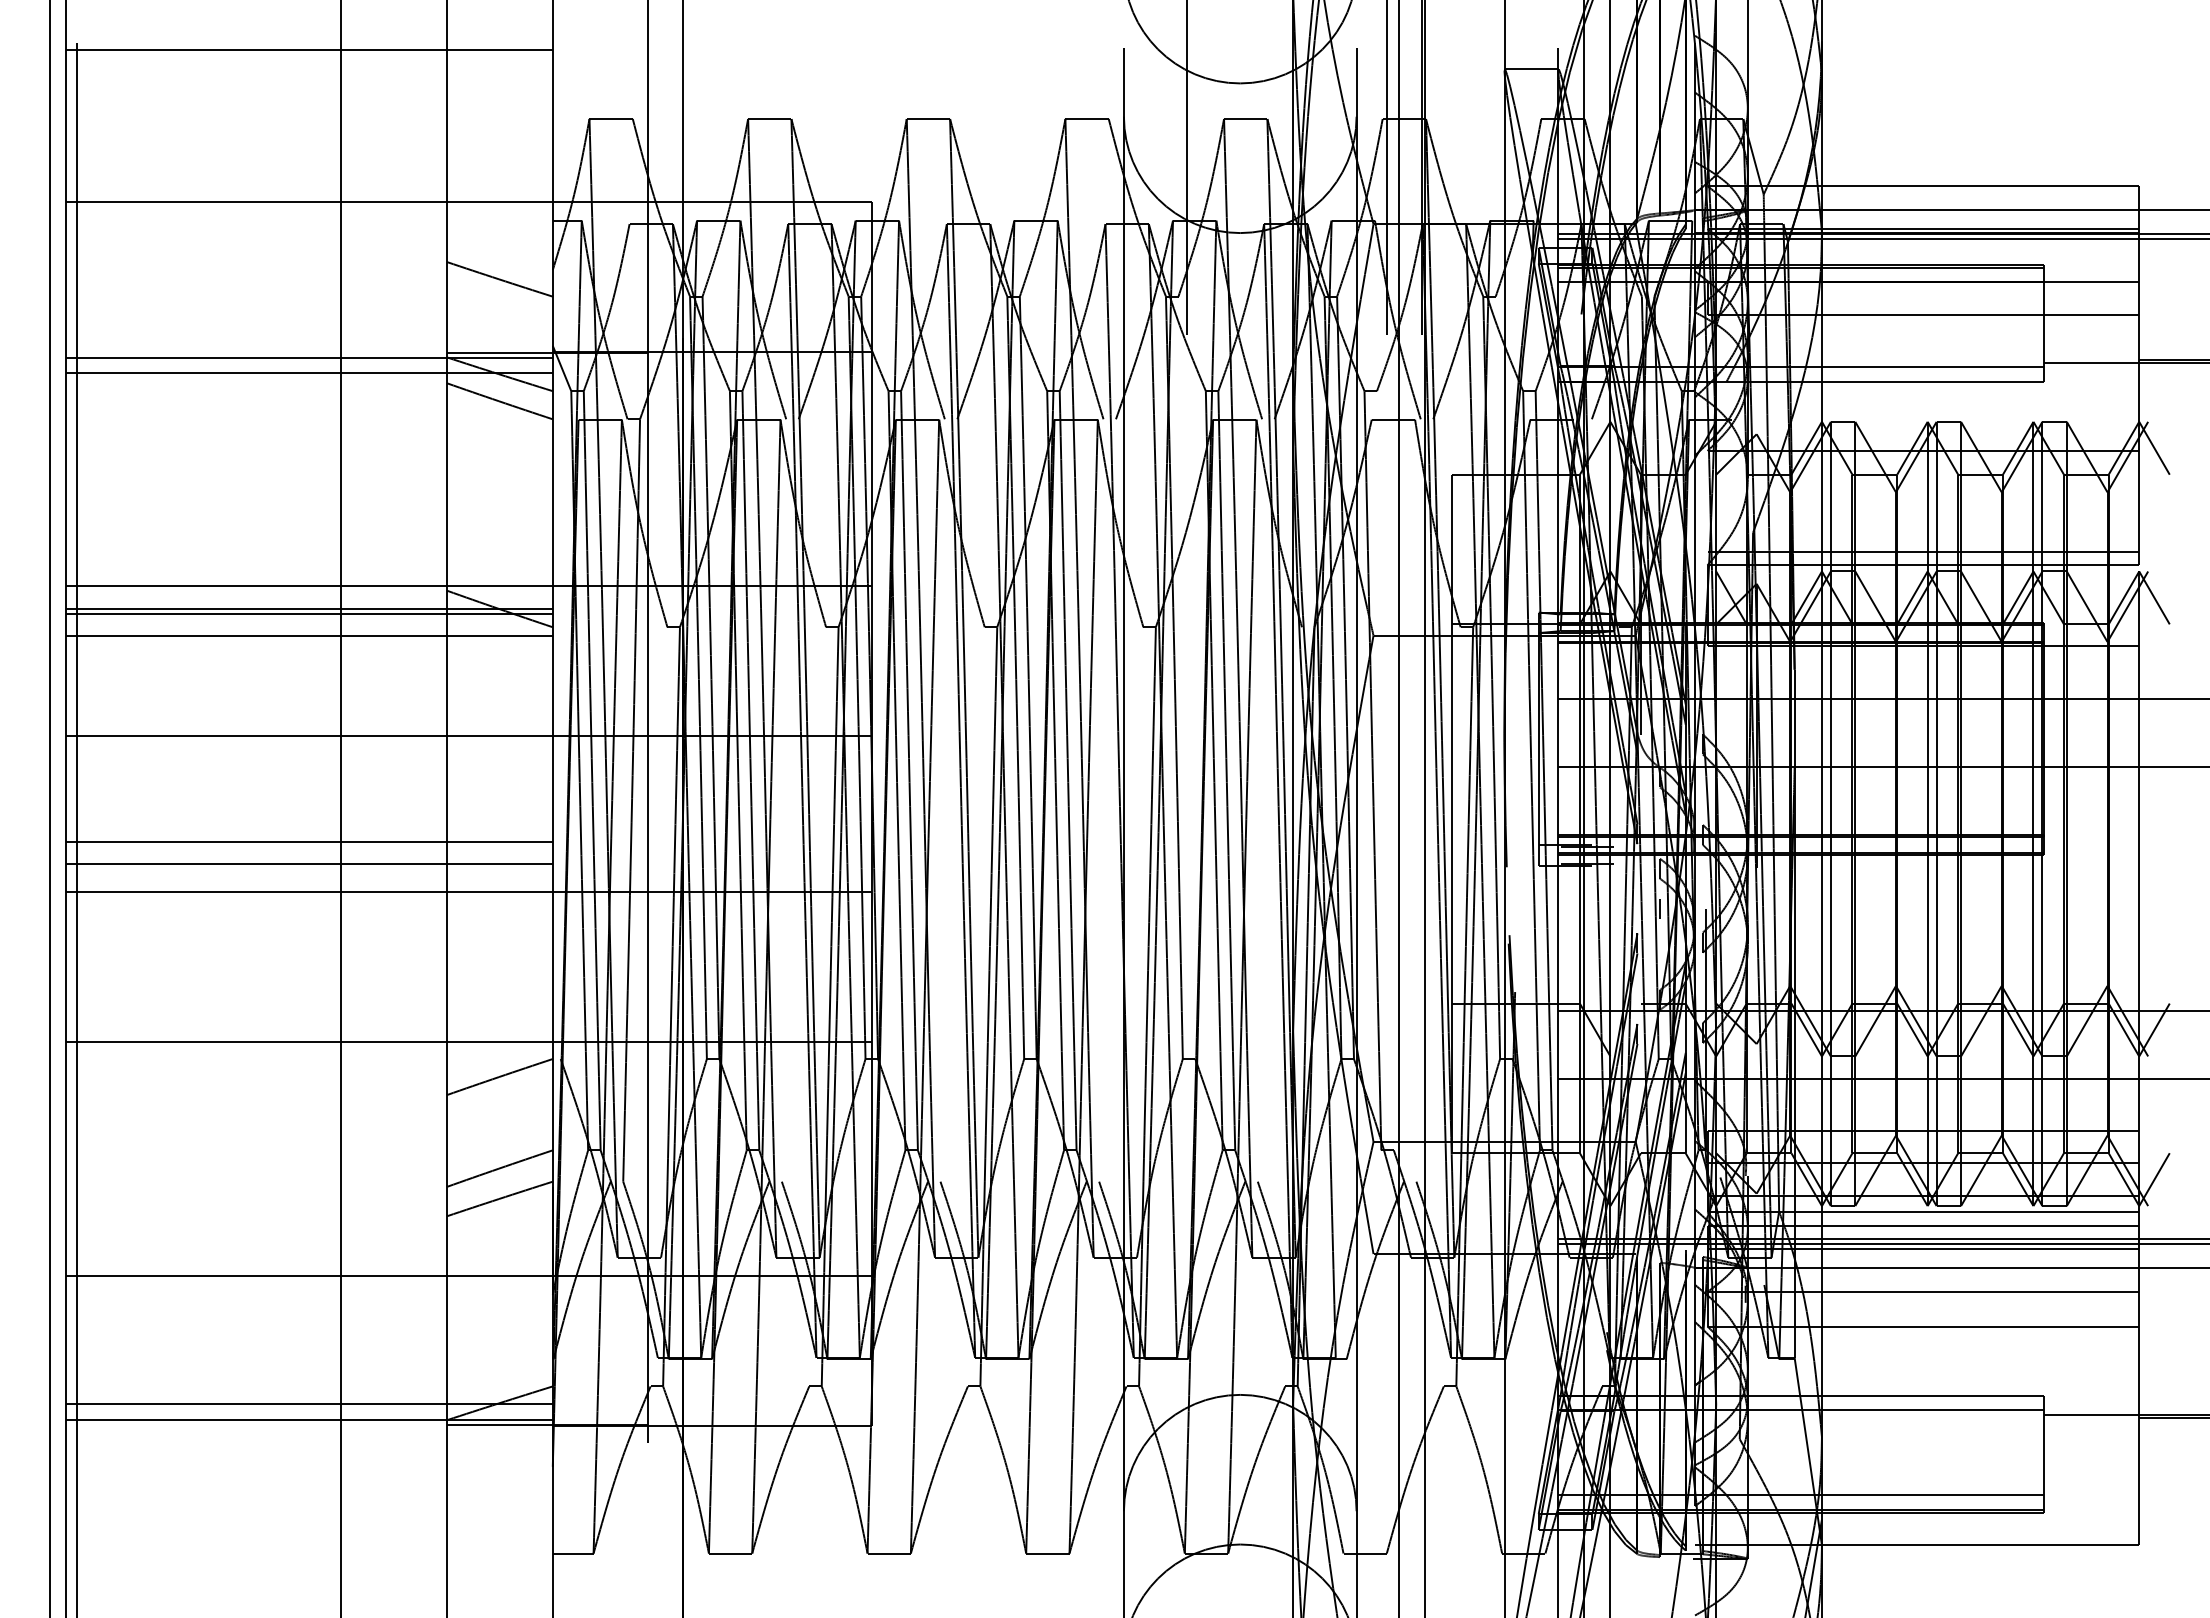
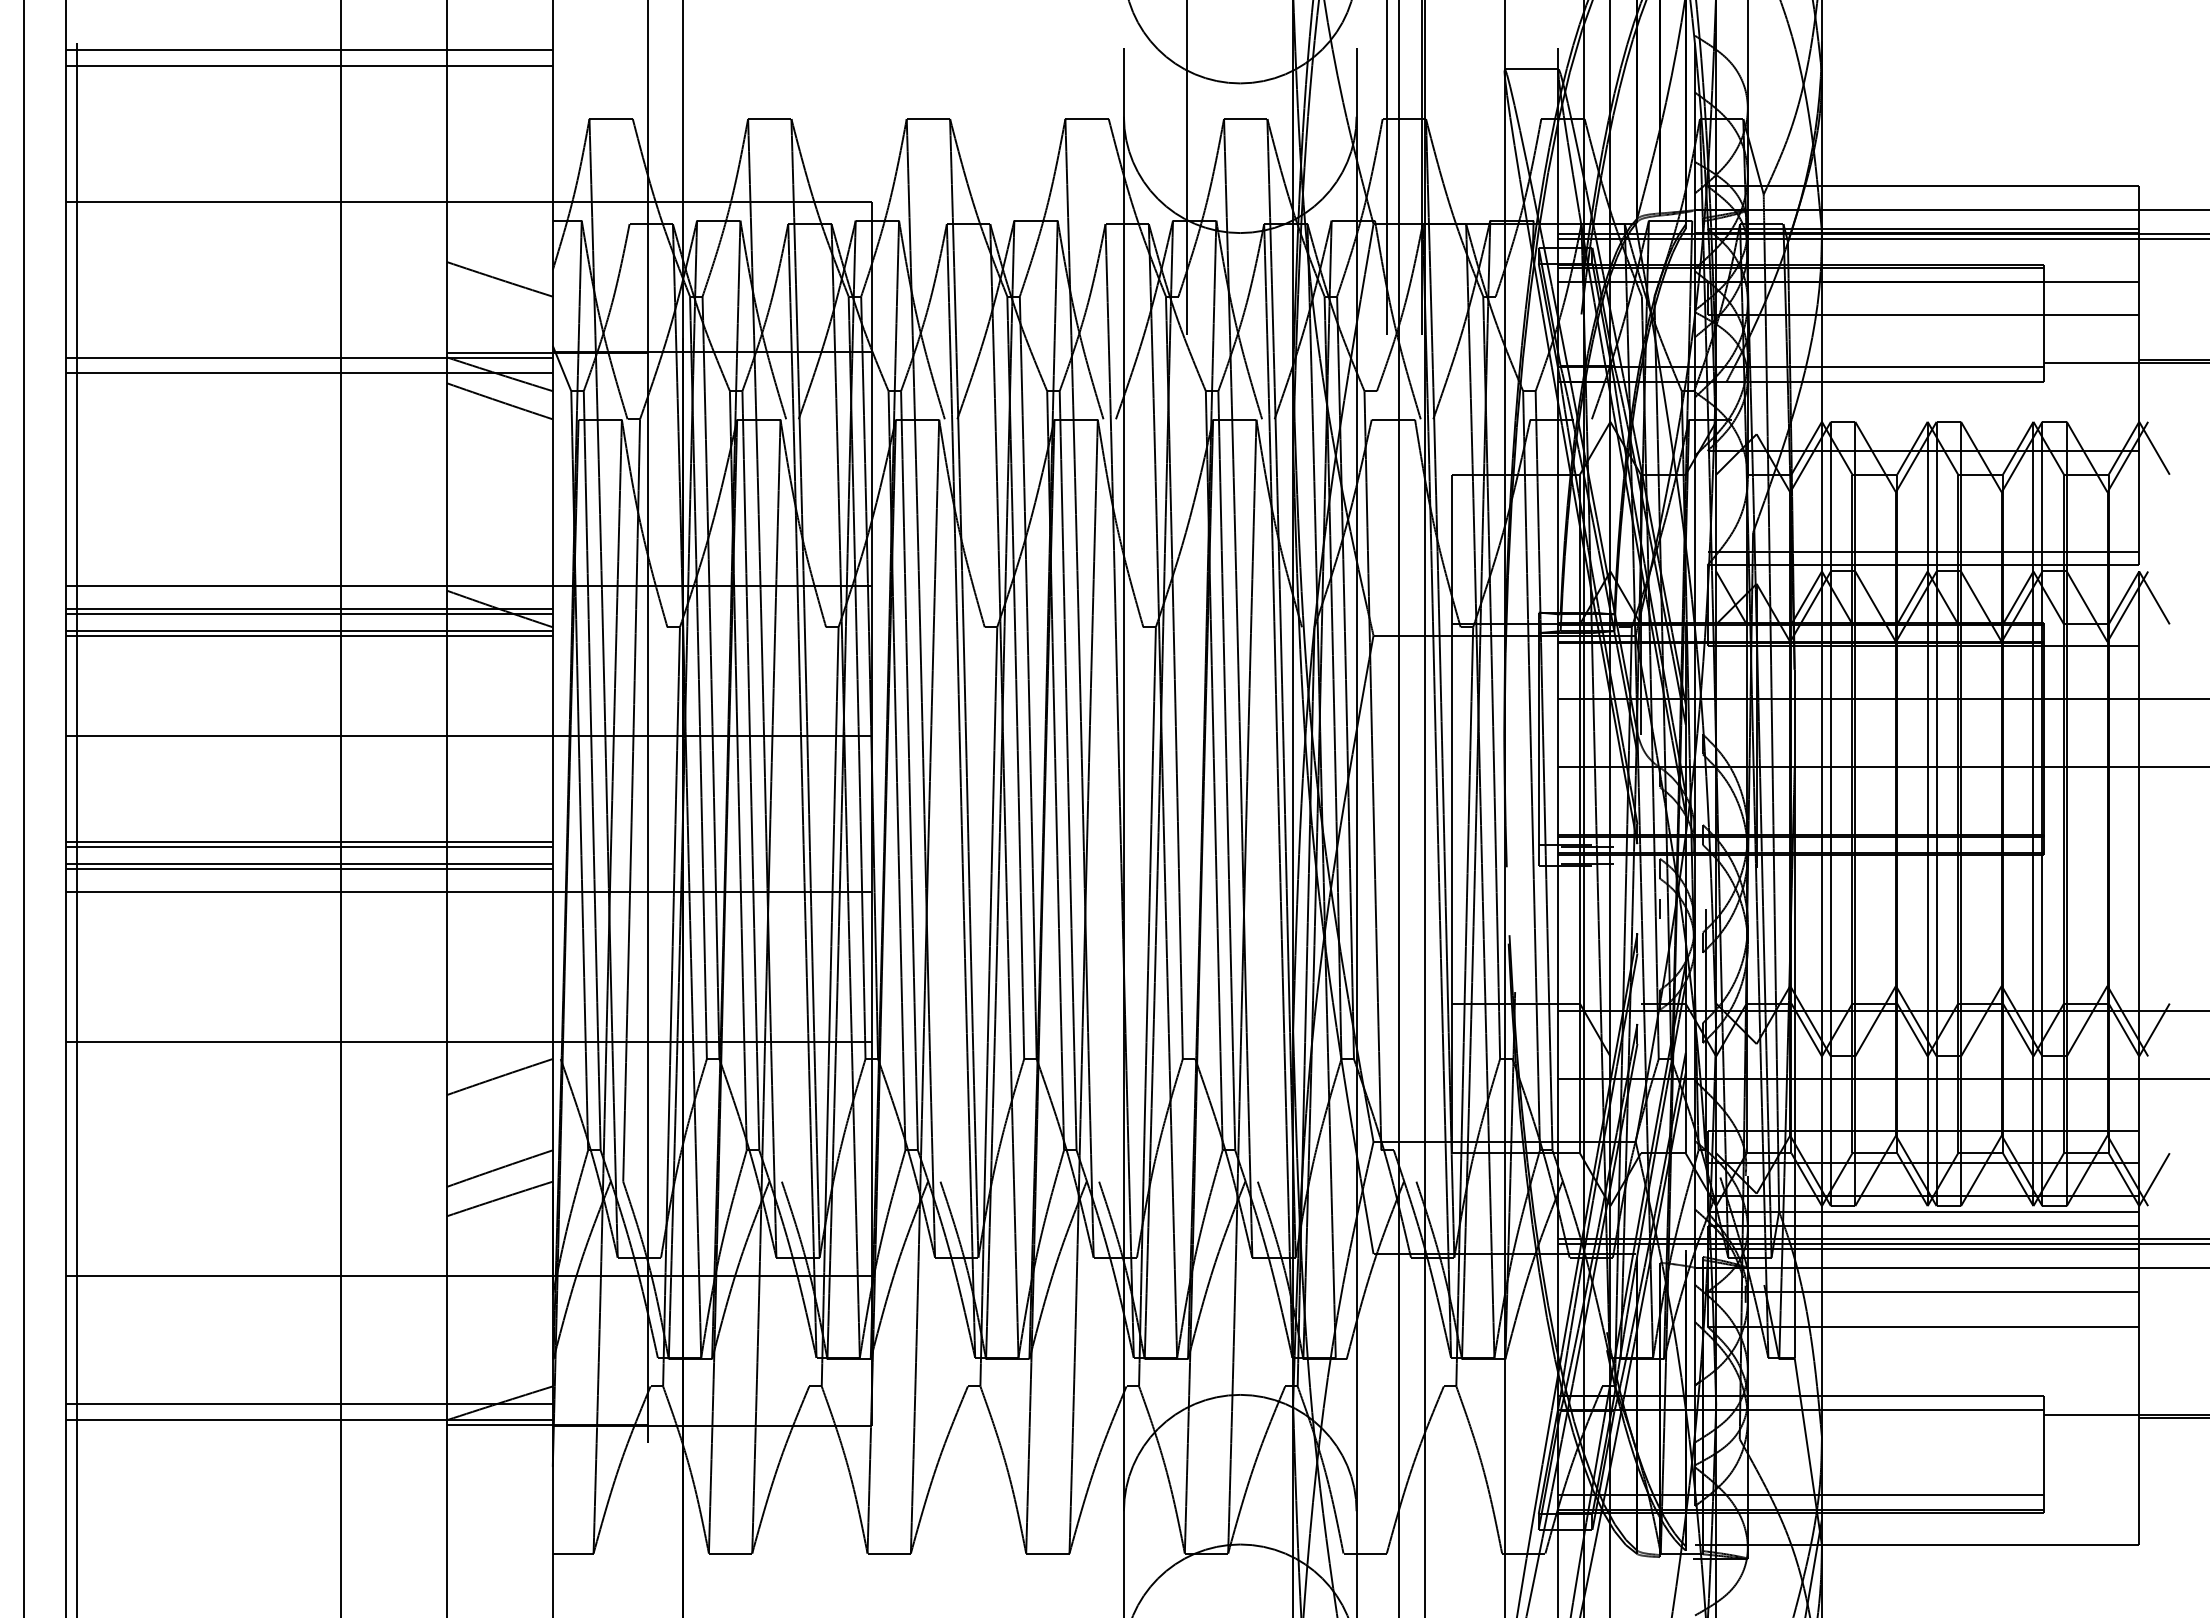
line: none -> present (309, 65)
line: none -> present (309, 631)
line position: (49, 808) -> (23, 808) (23, 808)
line: none -> present (309, 847)
line: none -> present (309, 868)
